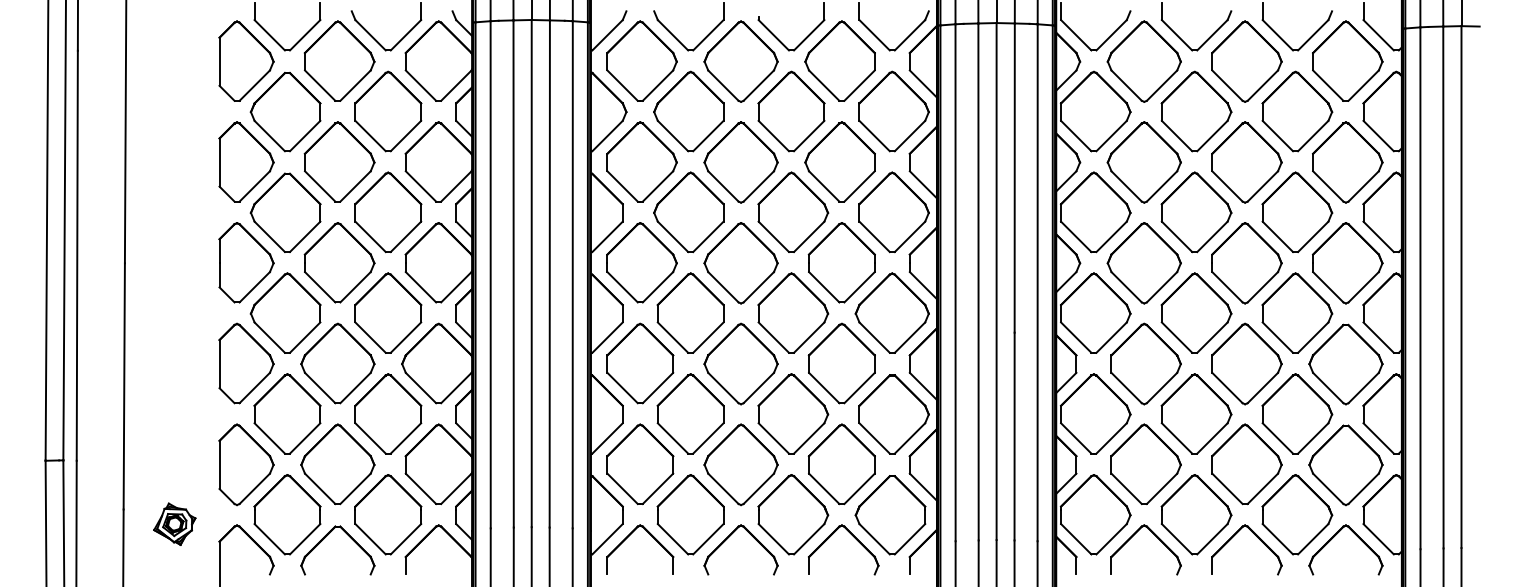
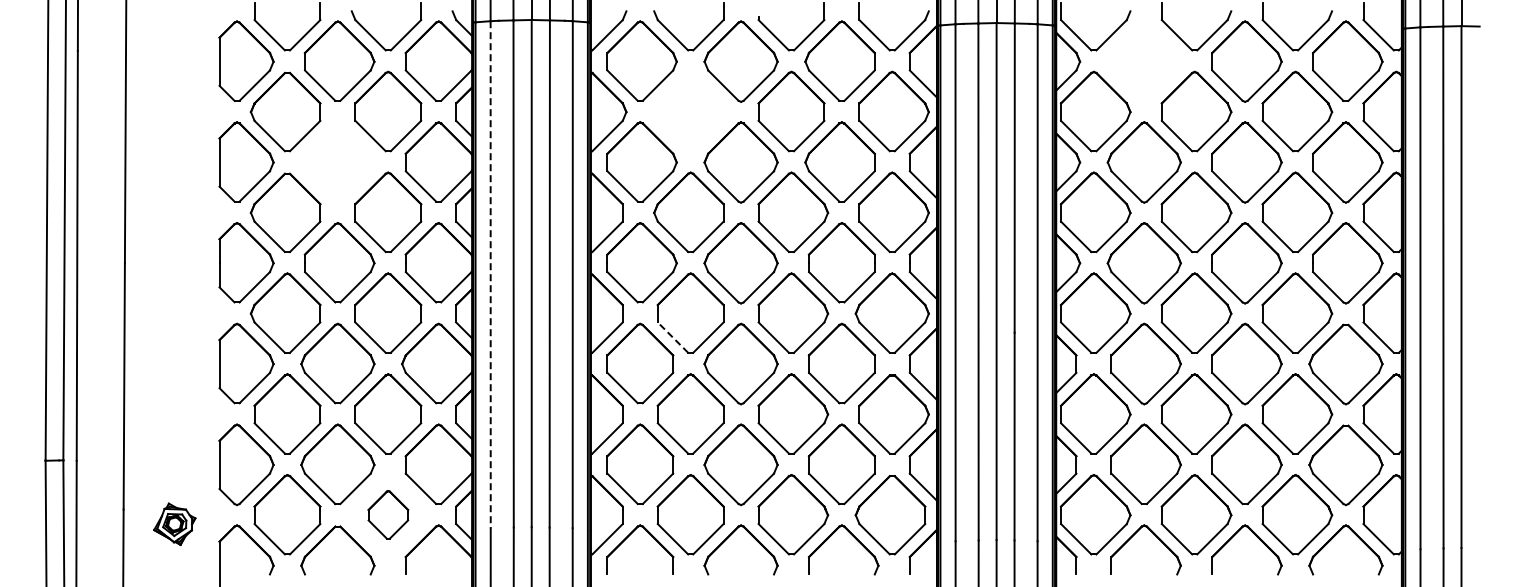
part: present -> none (1143, 61)
part: present -> none (688, 111)
part: present -> none (339, 161)
line: solid -> dashed (490, 274)
line: solid -> dashed (672, 337)
part size: 69x82 px -> 43x50 px (388, 514)
